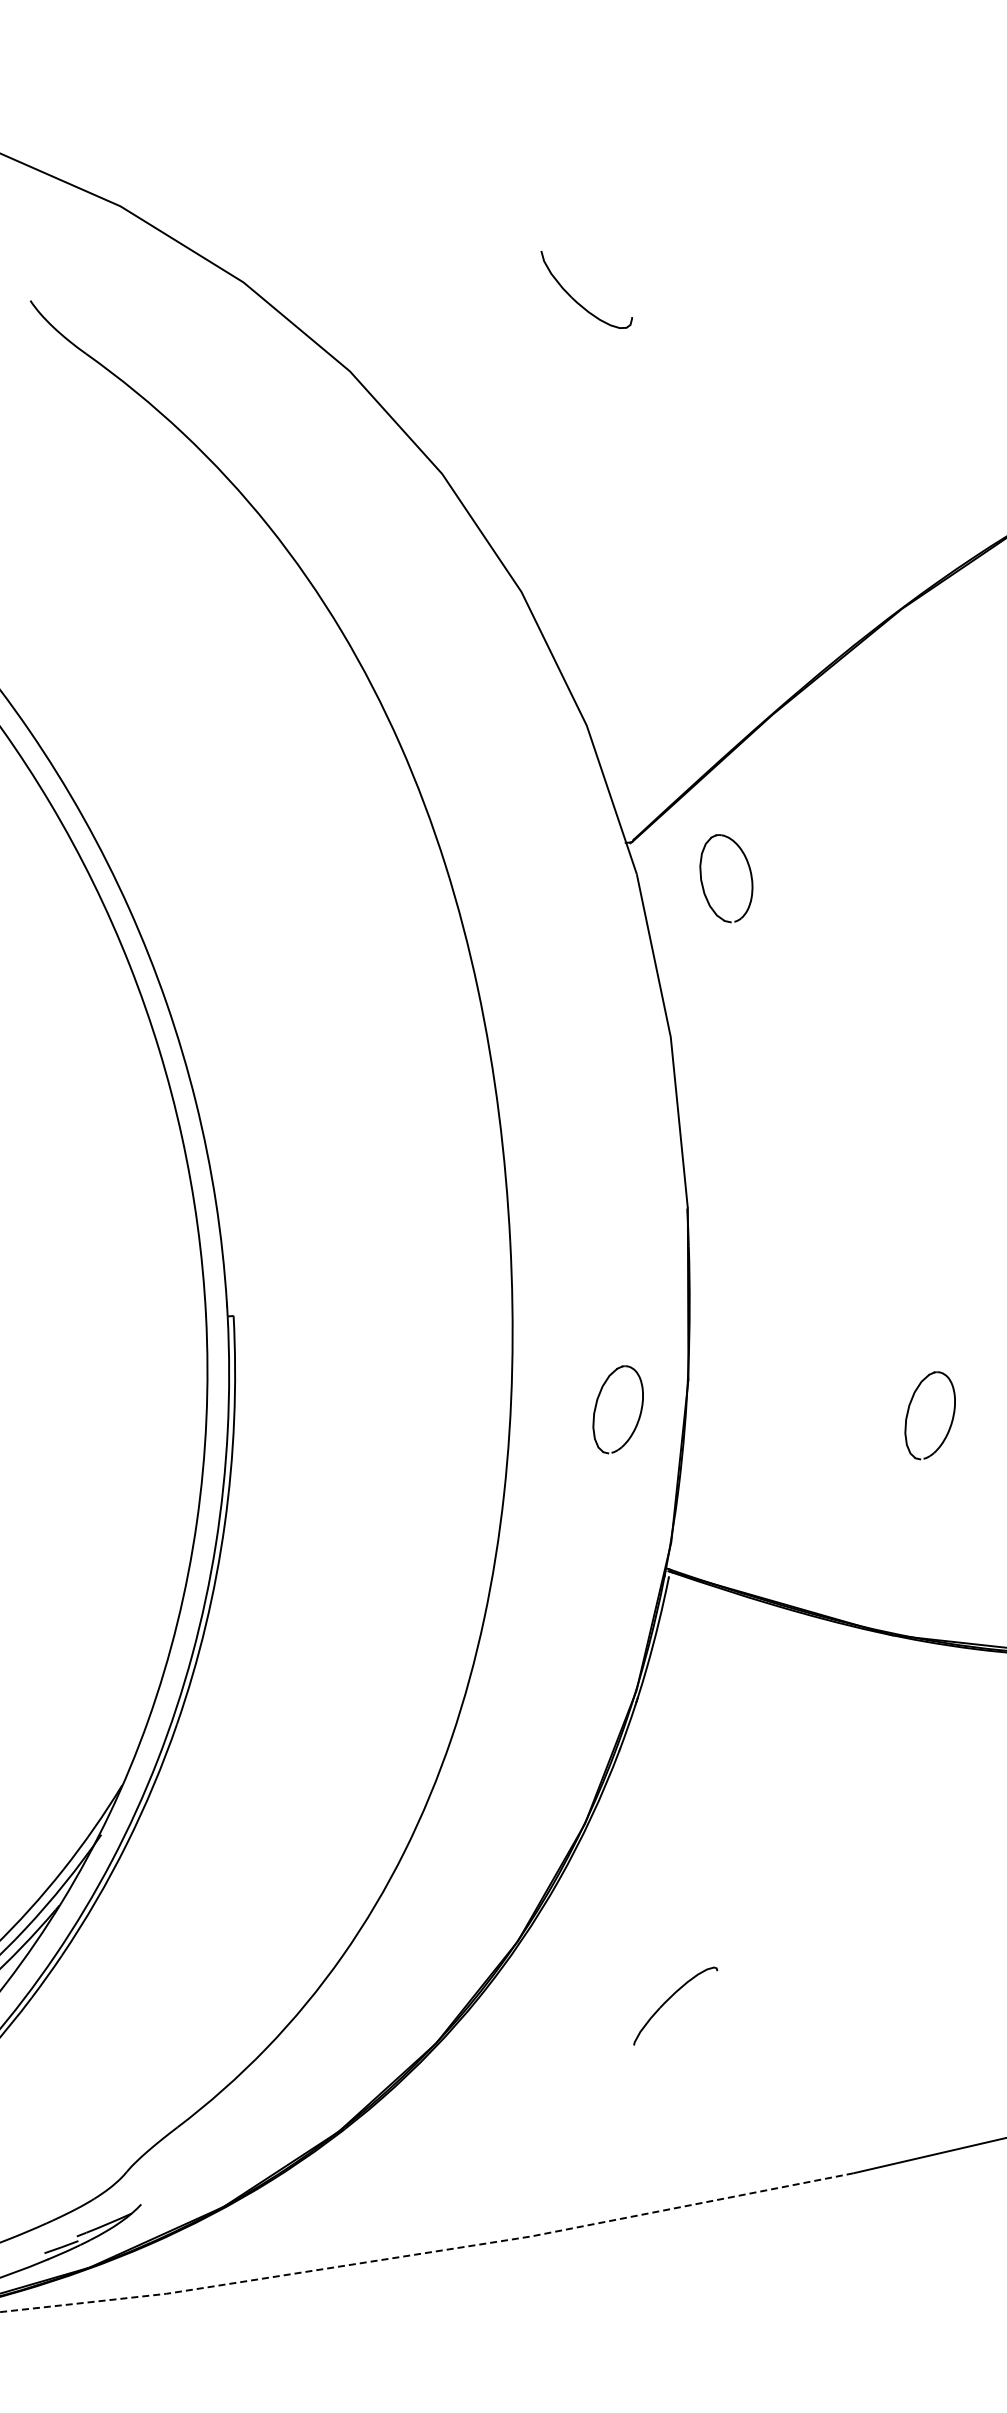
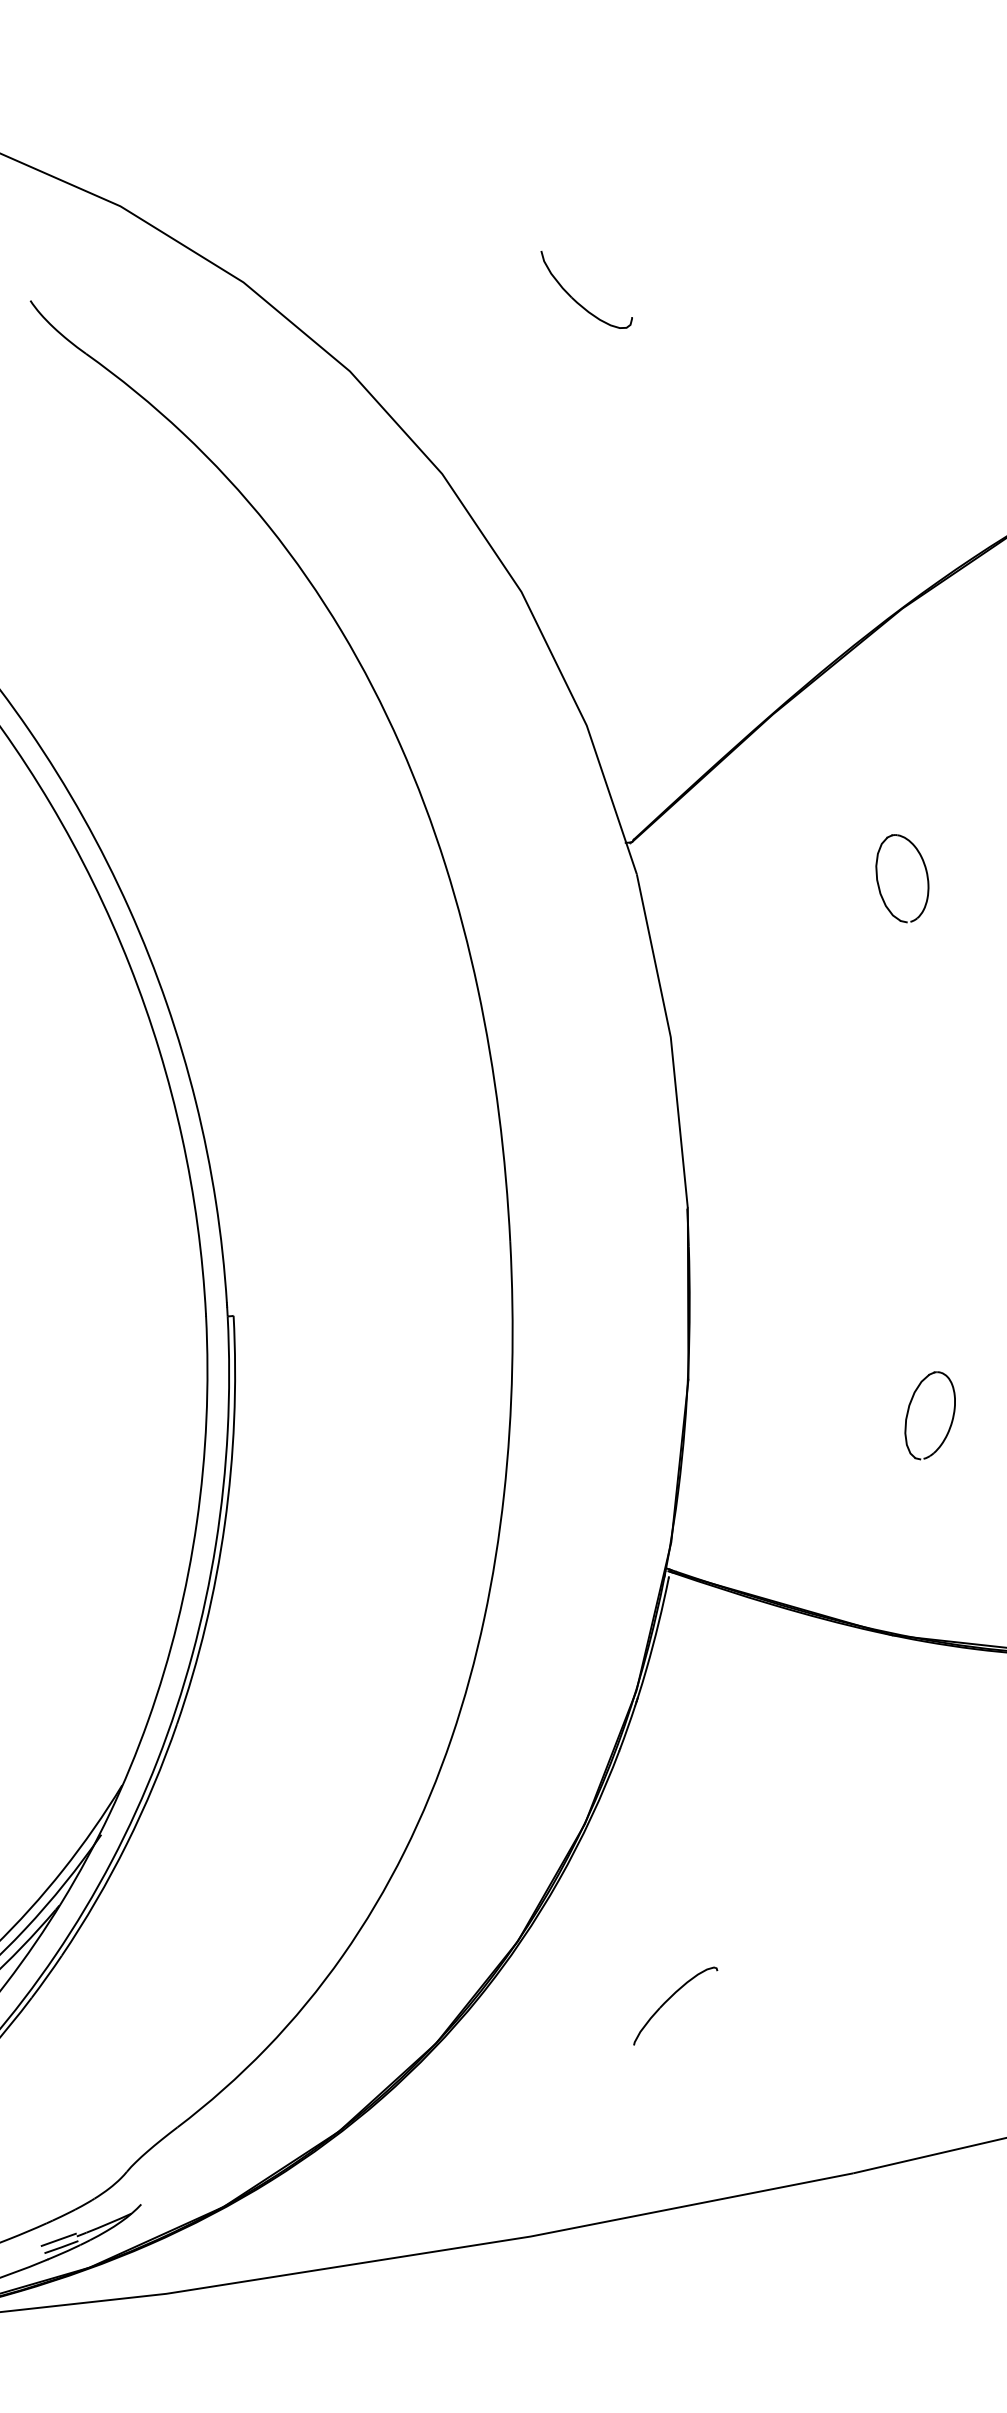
part position: (703, 884) -> (879, 884) (879, 884)
part: present -> none (597, 1404)
line: none -> present (58, 2239)
line: dashed -> solid (429, 2252)
